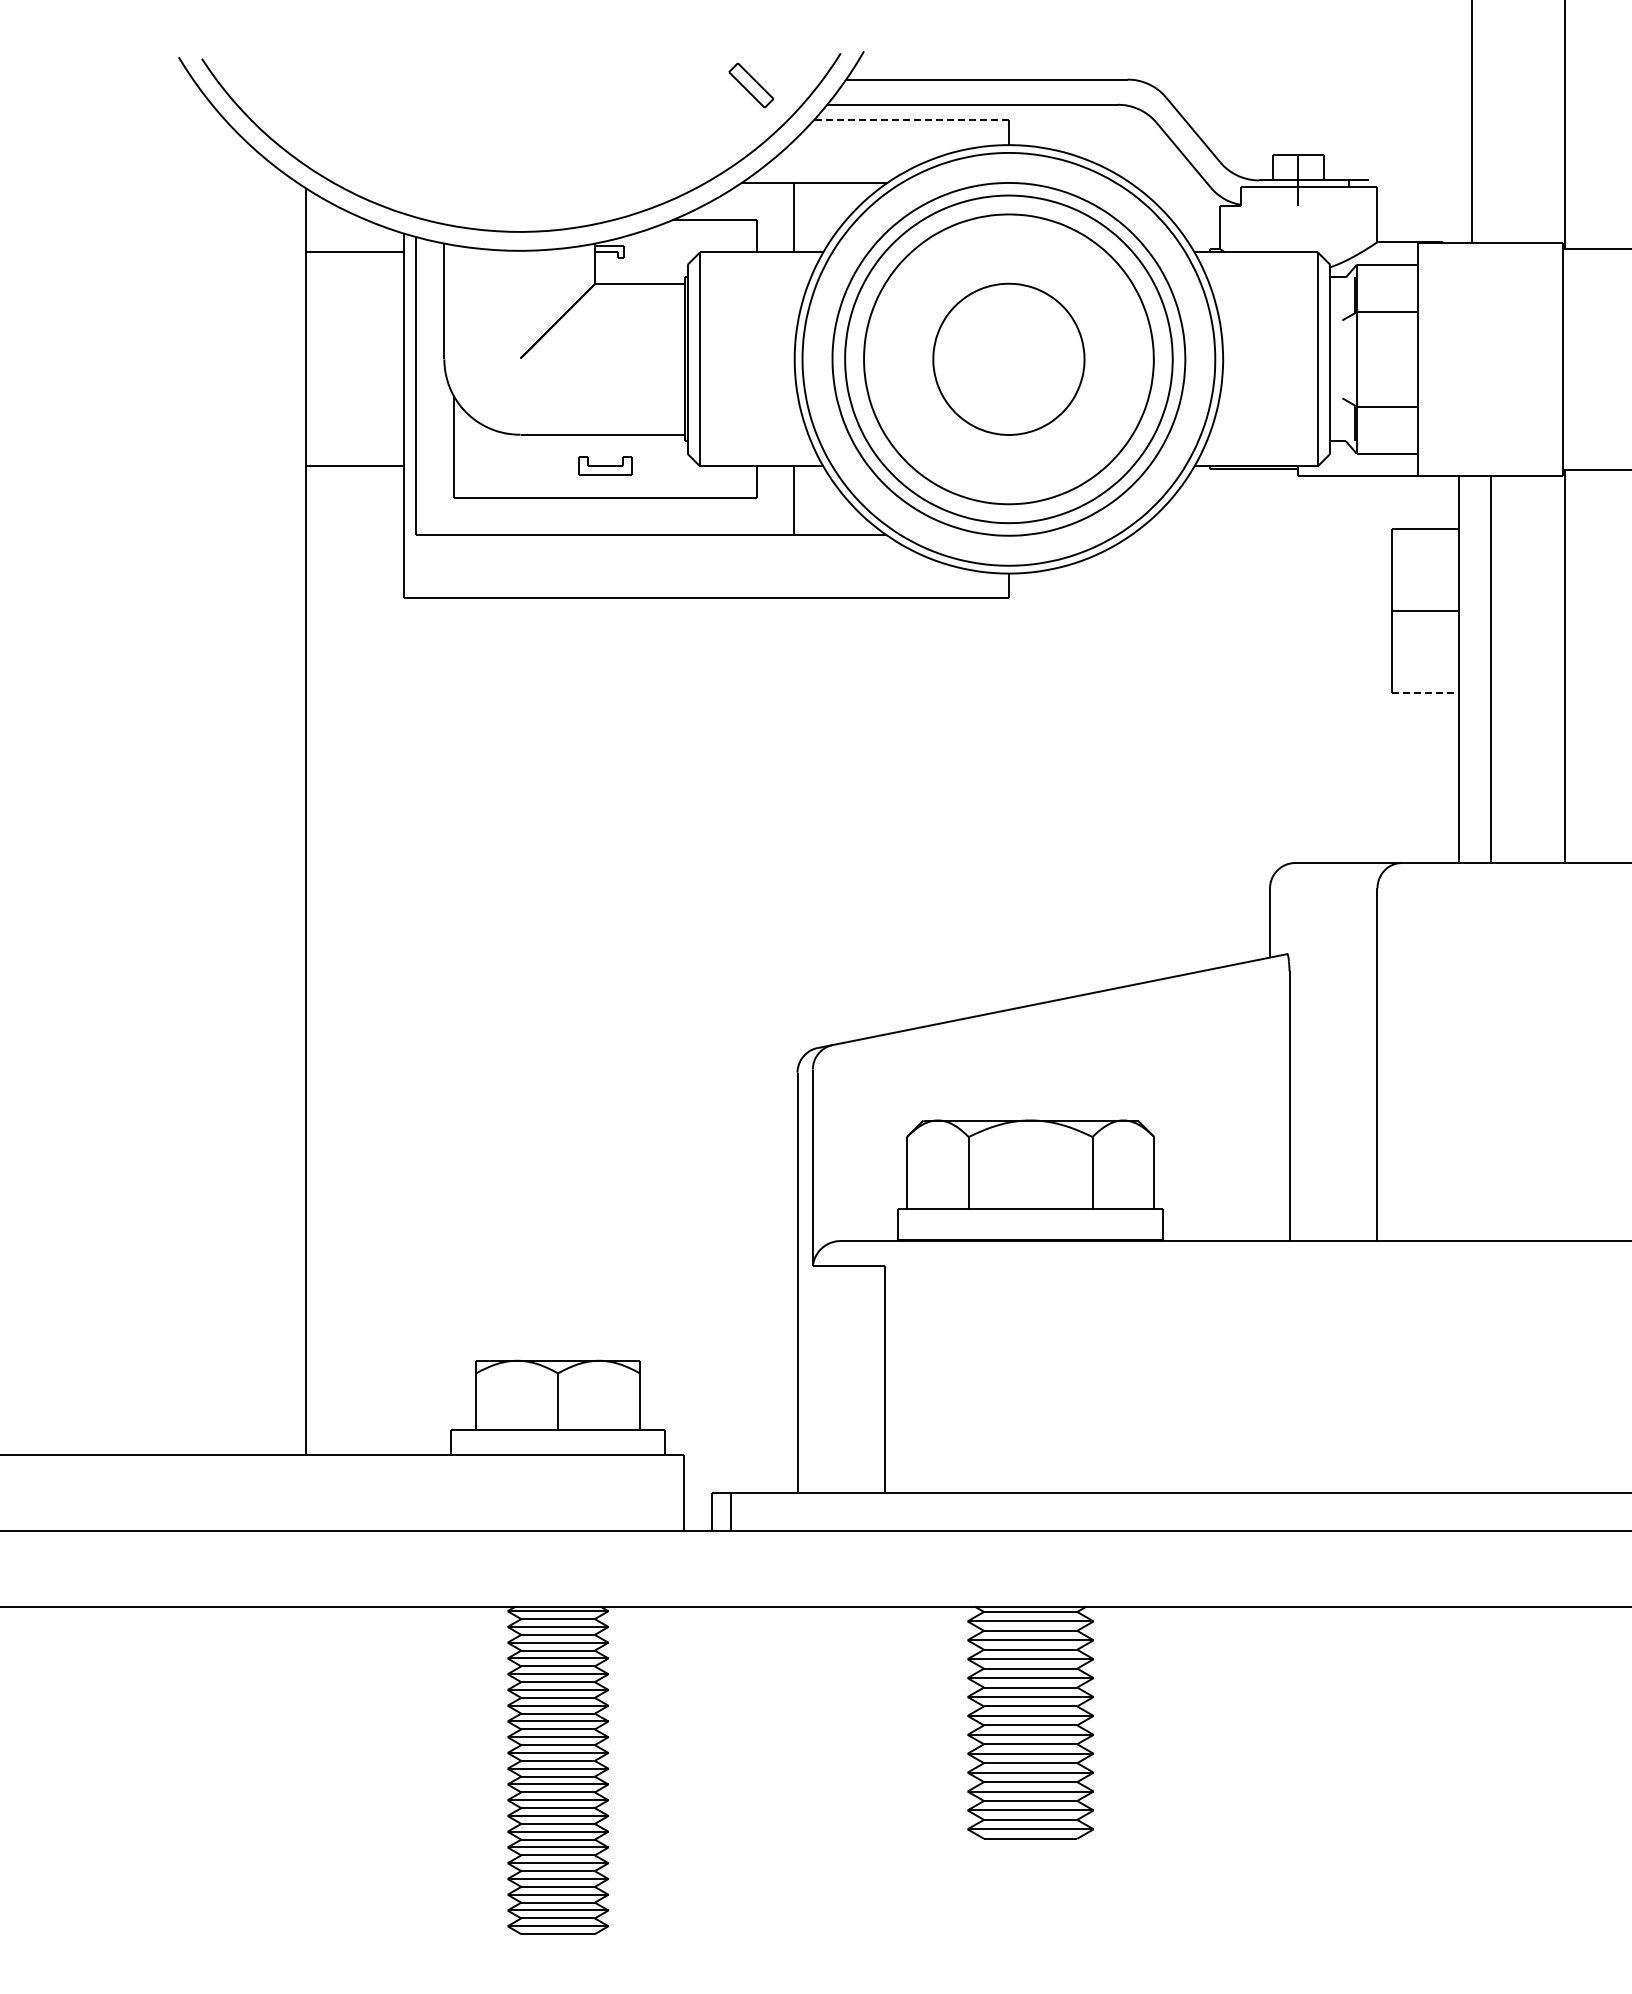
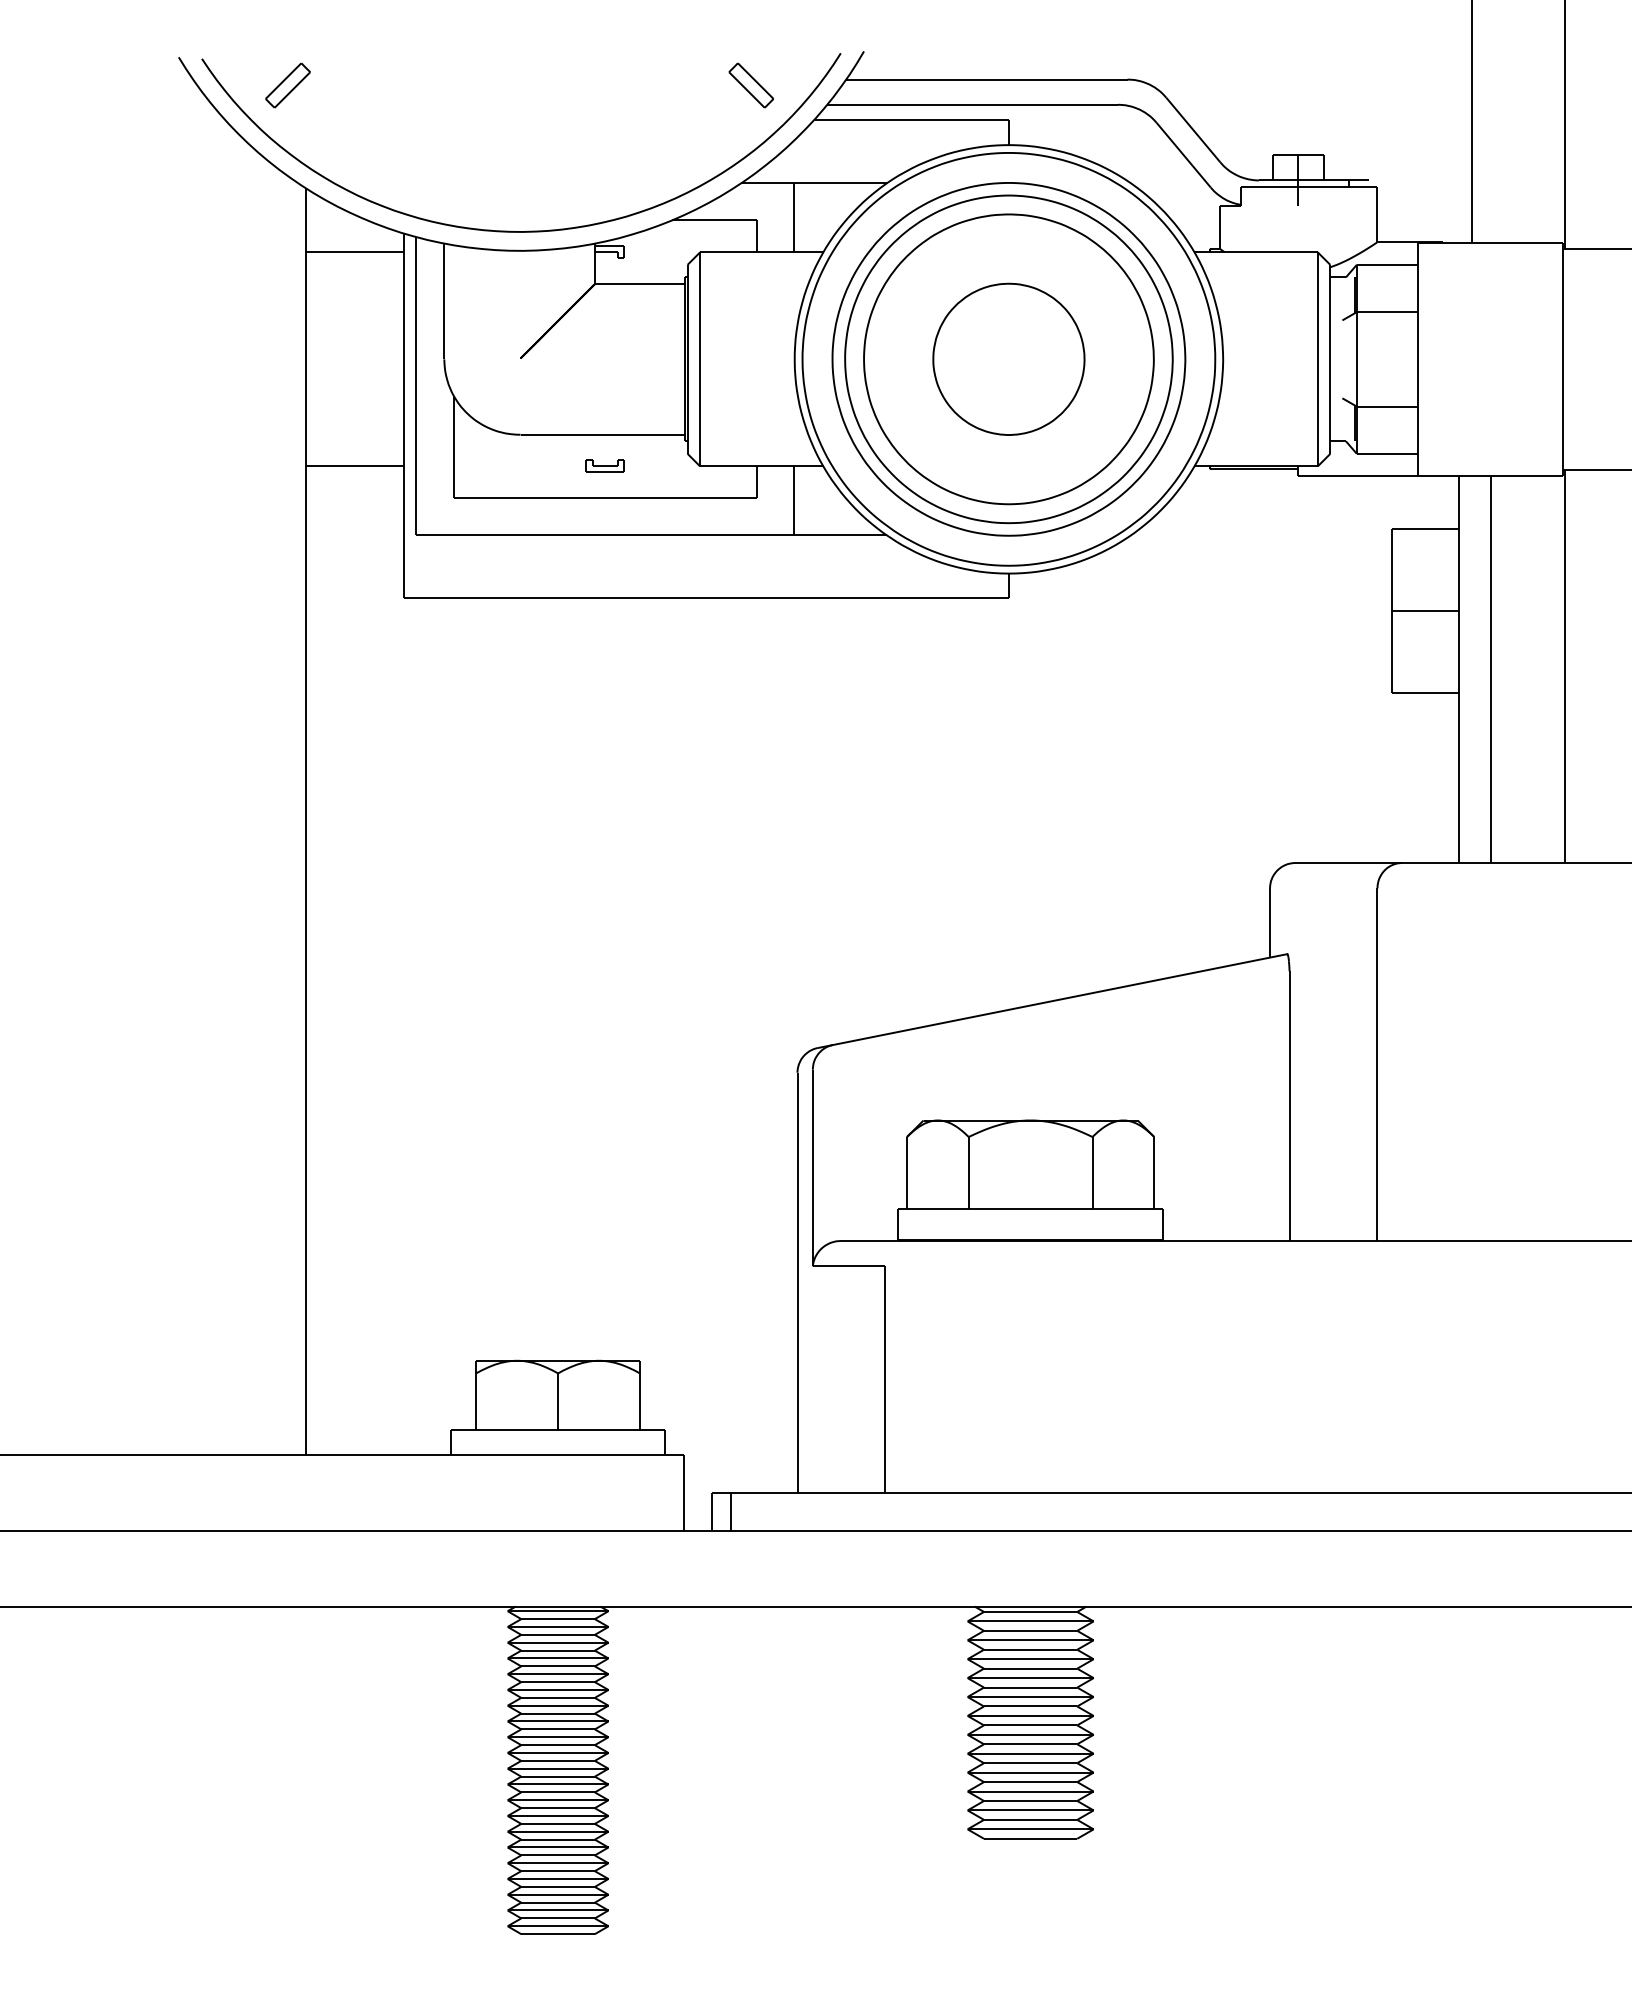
part: none -> present (287, 85)
line: dashed -> solid (911, 119)
part size: 55x20 px -> 40x14 px (604, 465)
line: dashed -> solid (1426, 692)
